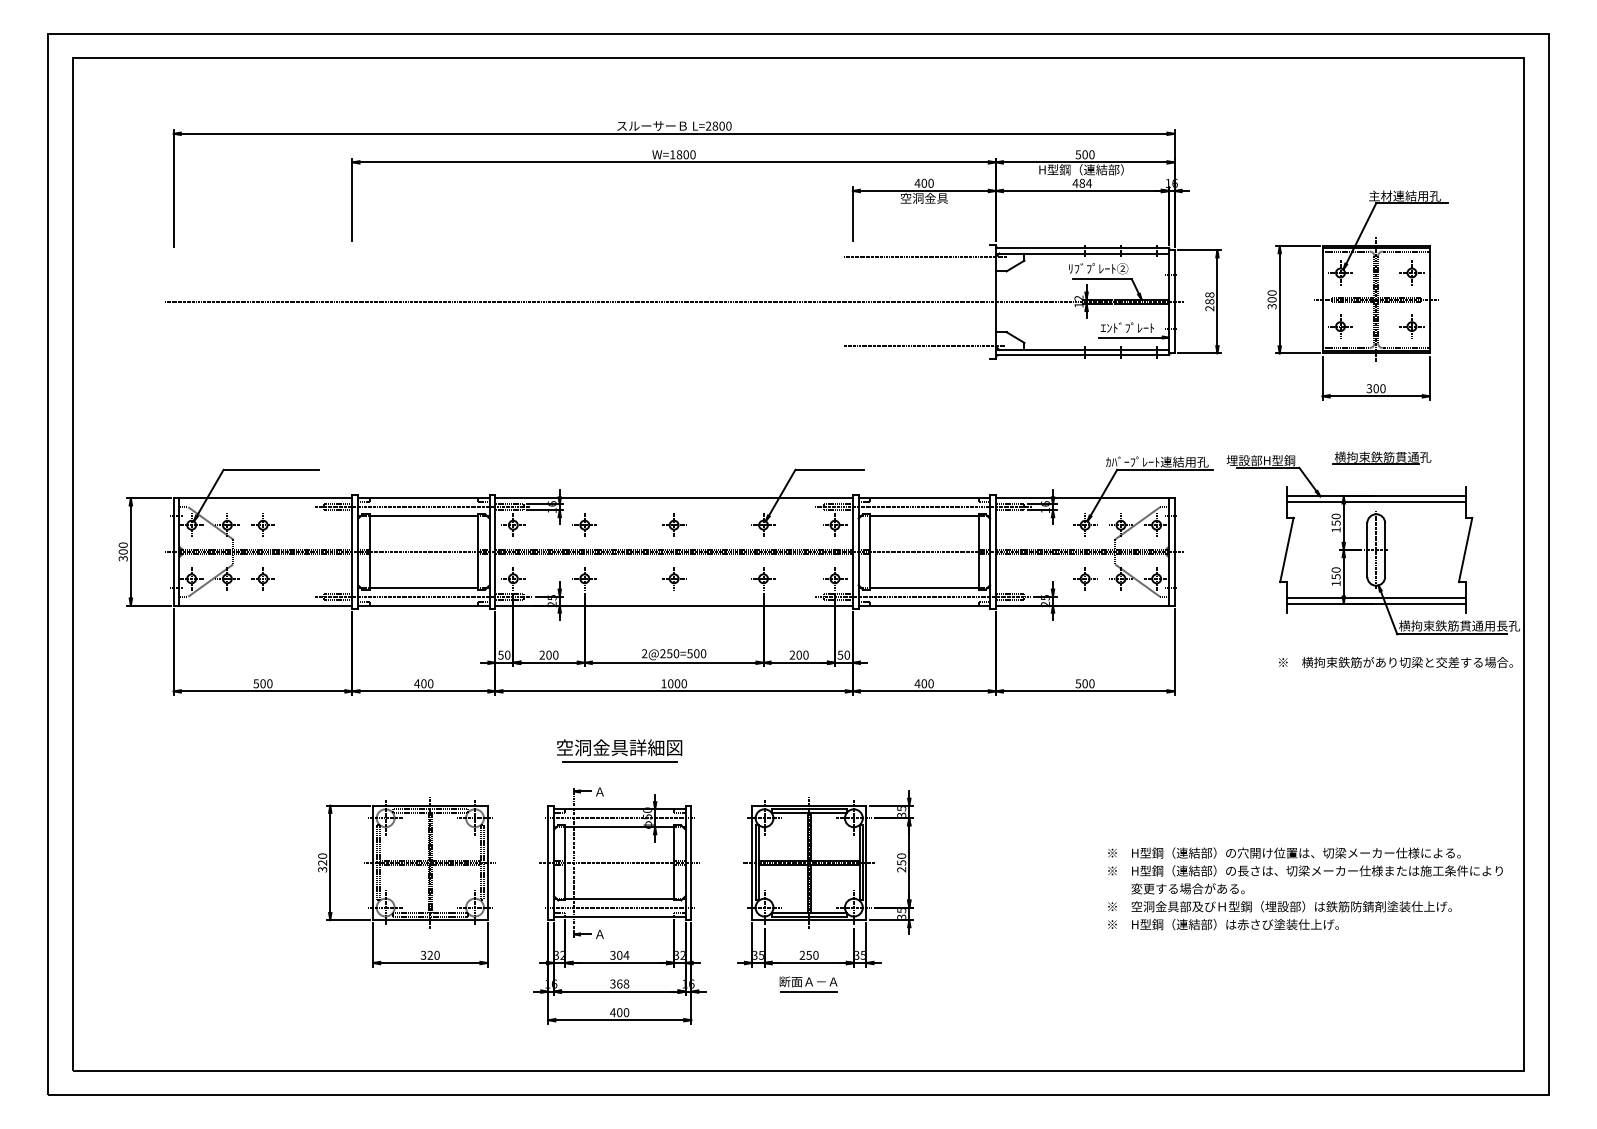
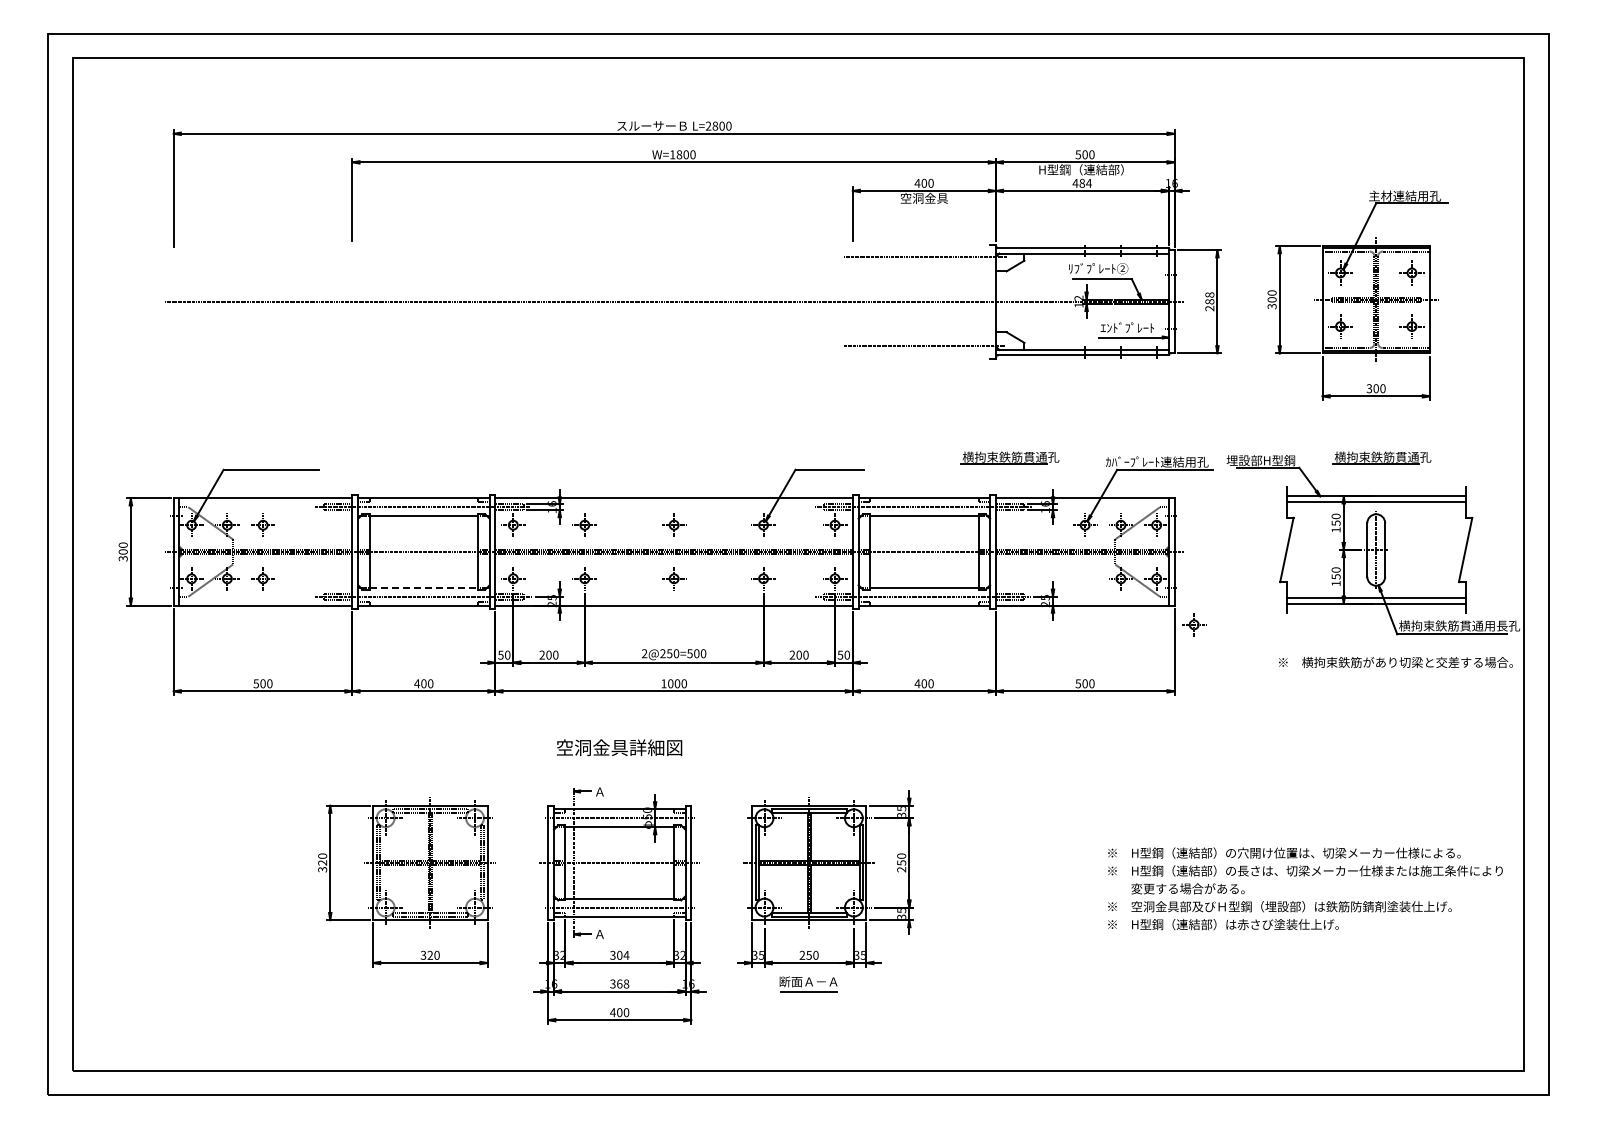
part: none -> present (1009, 457)
part position: (1085, 578) -> (1194, 624) (1194, 624)
line: solid -> dashed (424, 587)
line: present -> none (619, 762)
